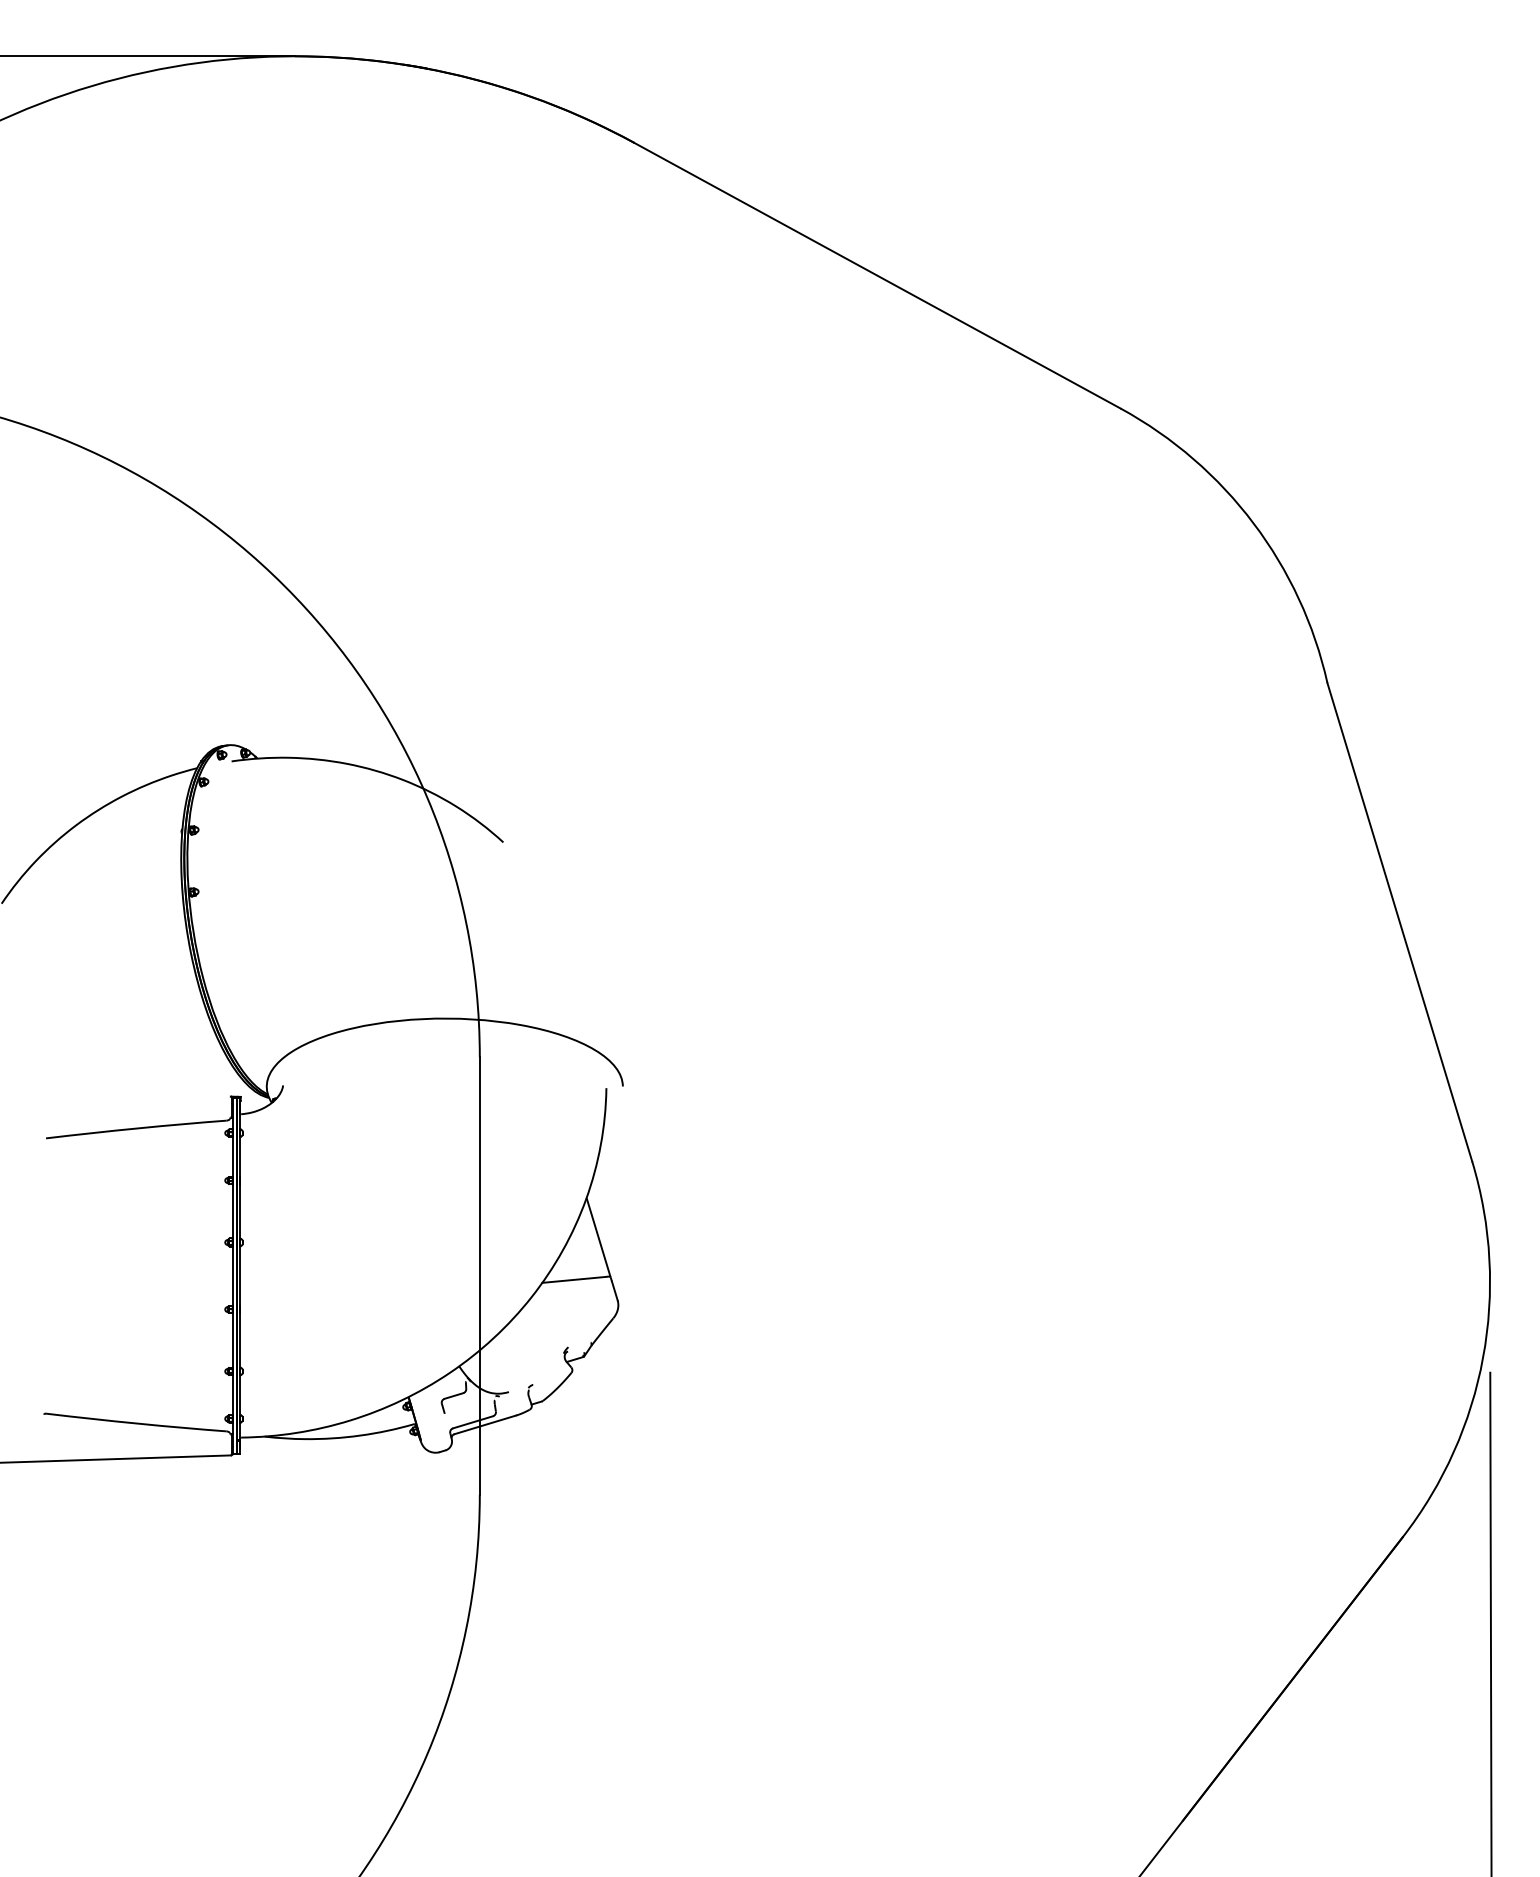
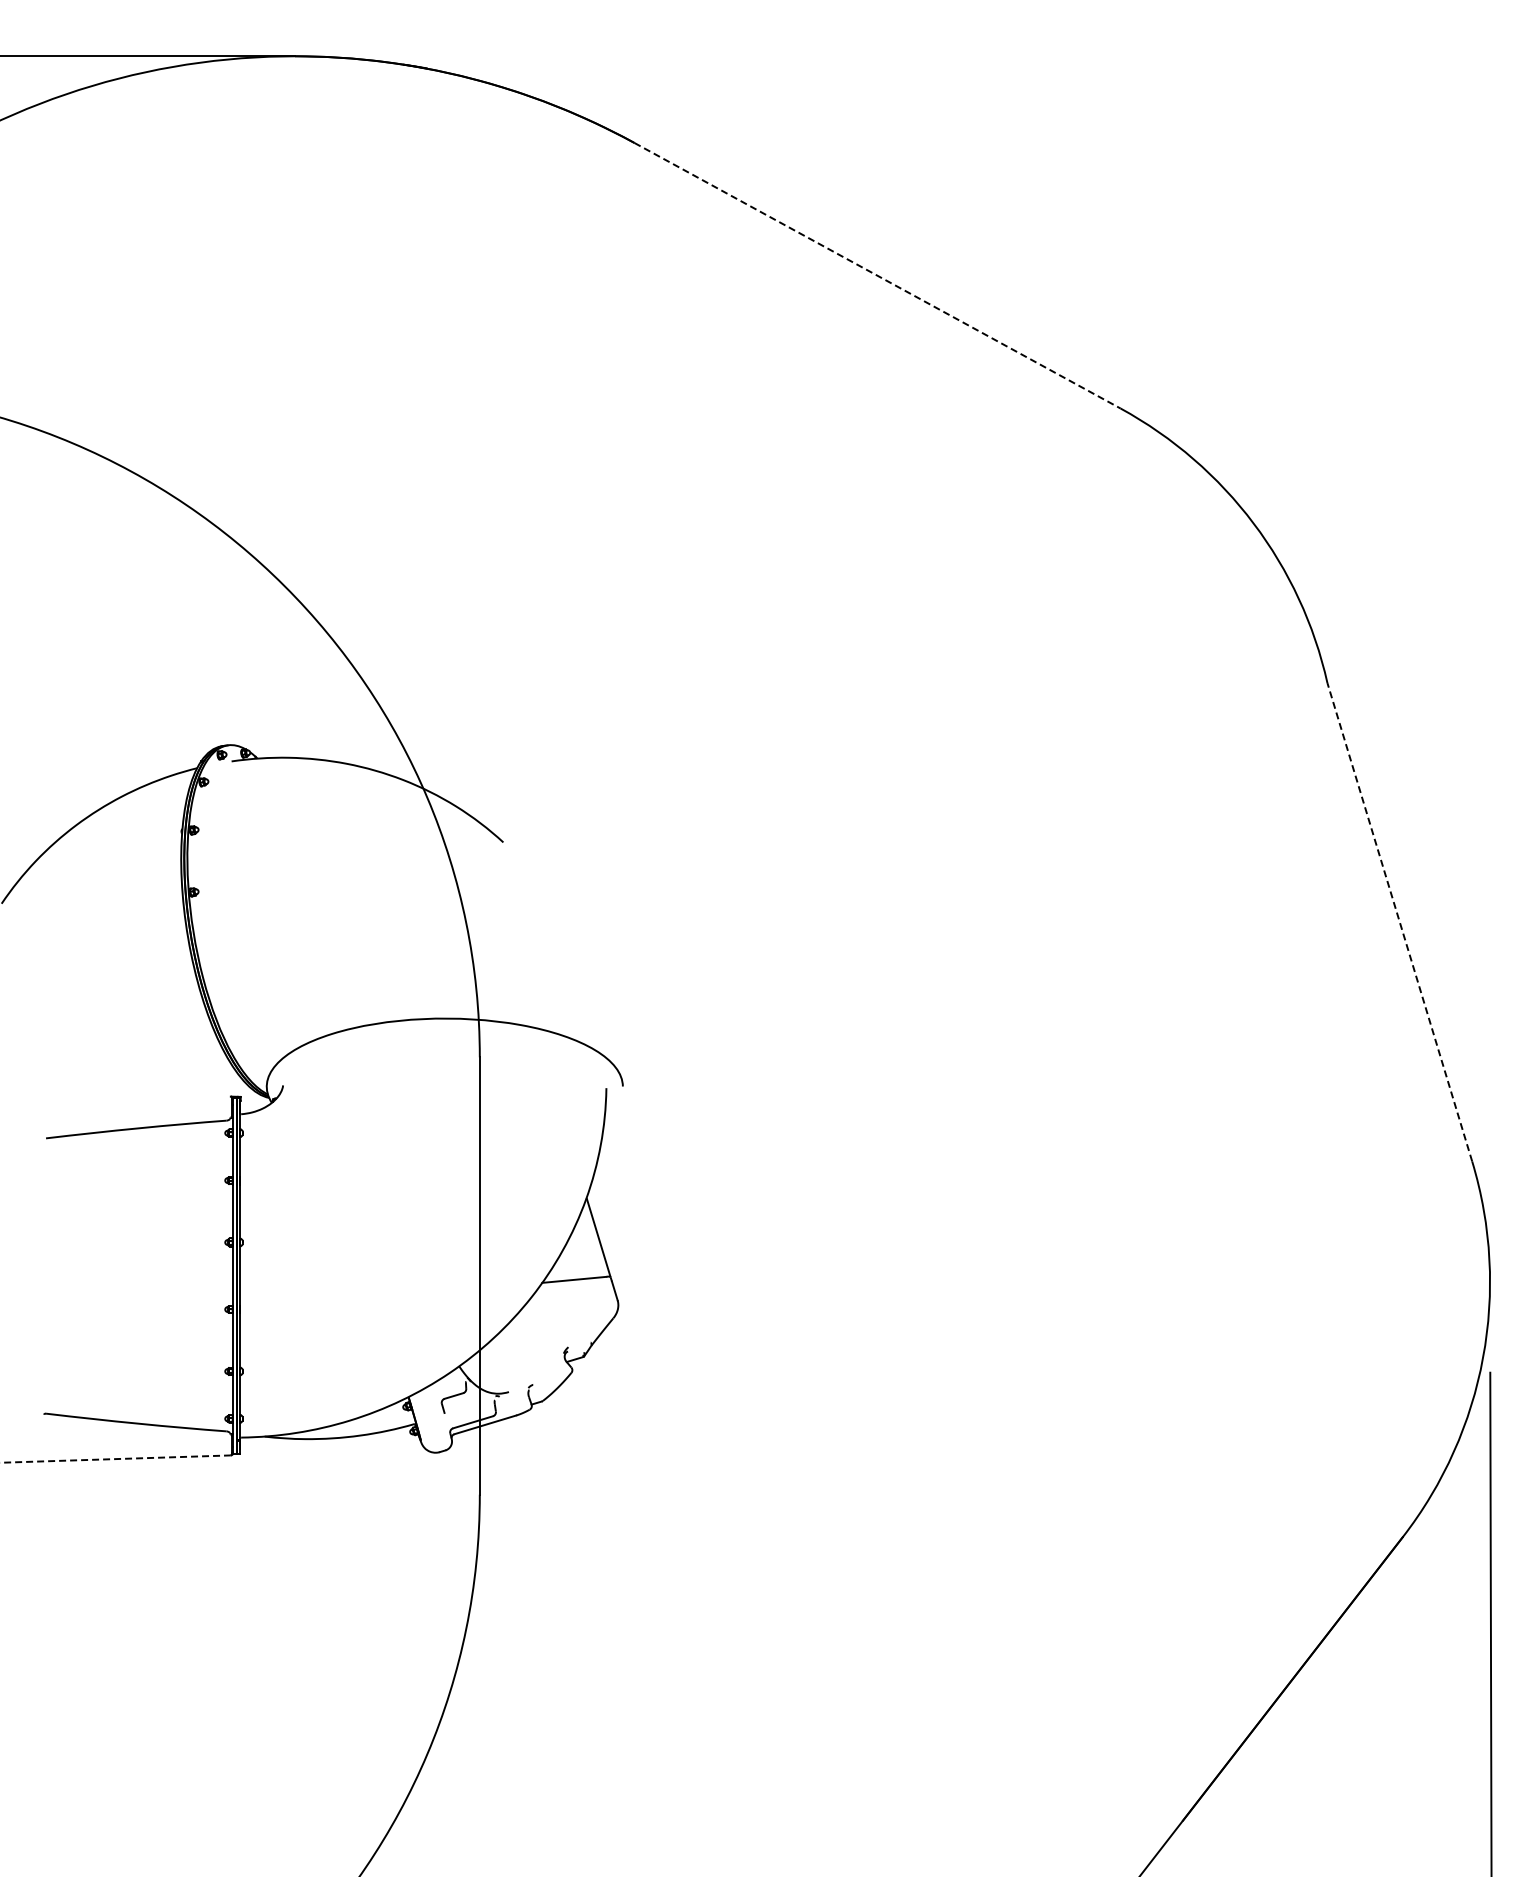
line: solid -> dashed (877, 276)
line: solid -> dashed (1399, 922)
line: solid -> dashed (115, 1459)
